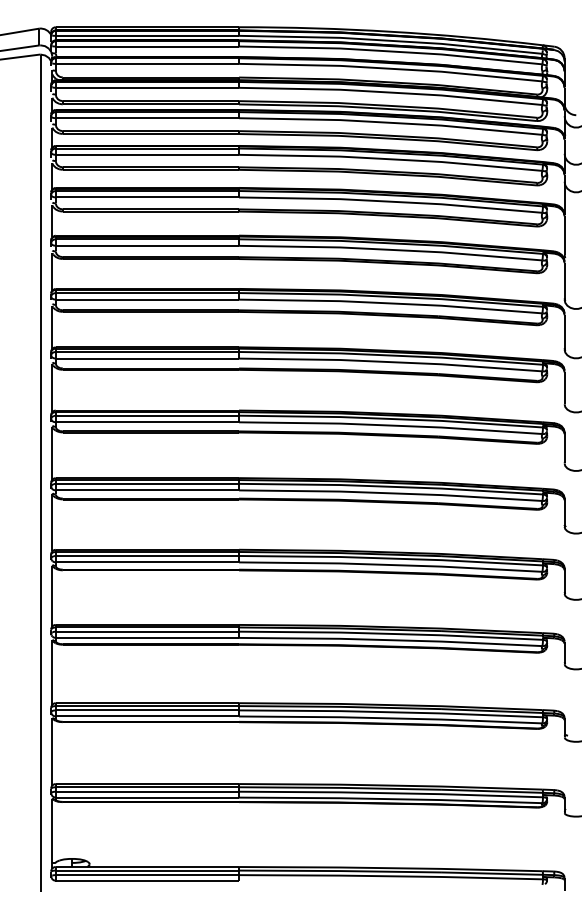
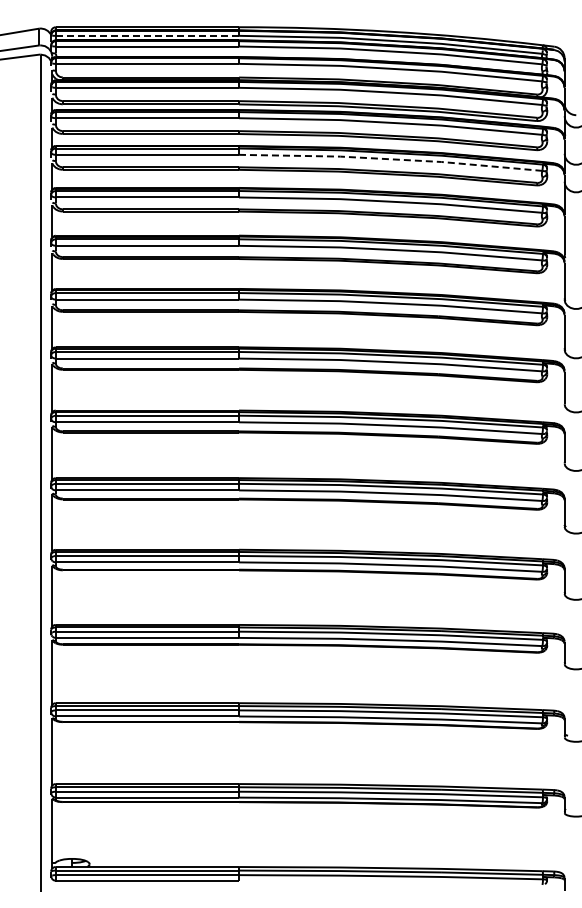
line: solid -> dashed (147, 35)
line: solid -> dashed (390, 159)
